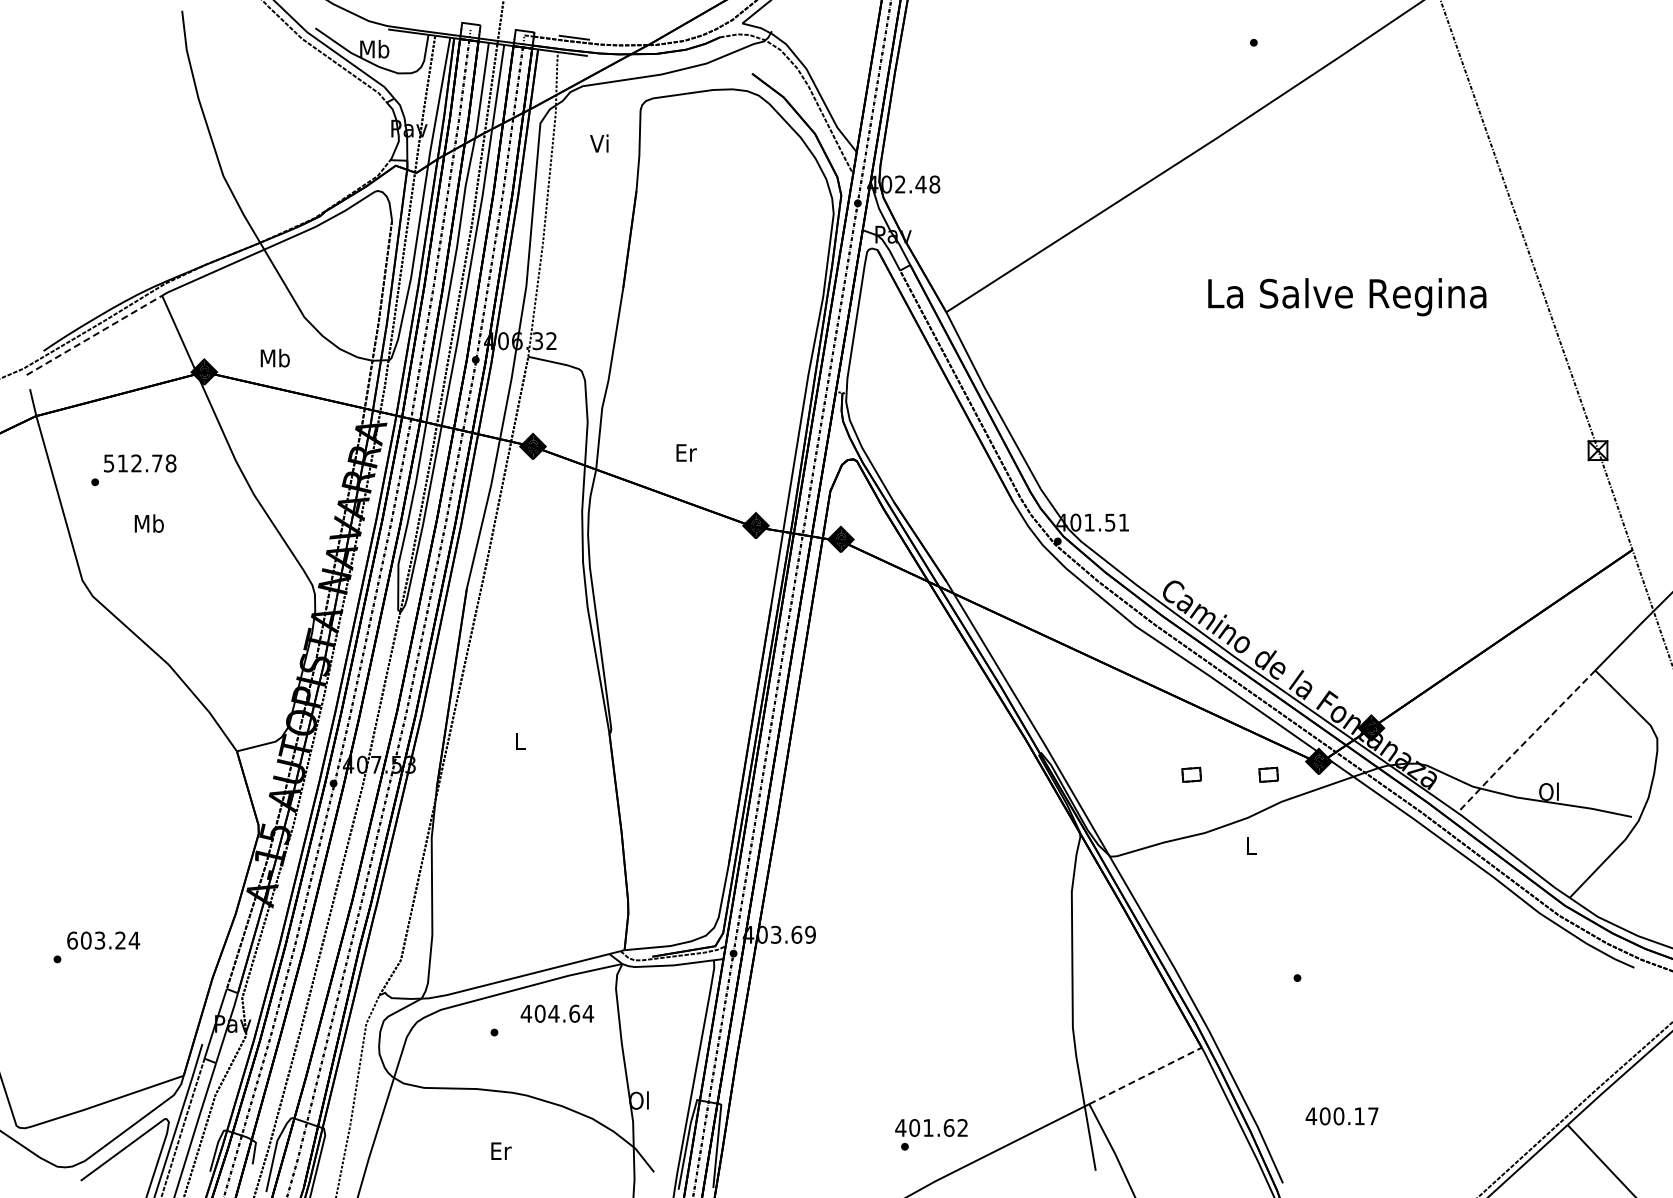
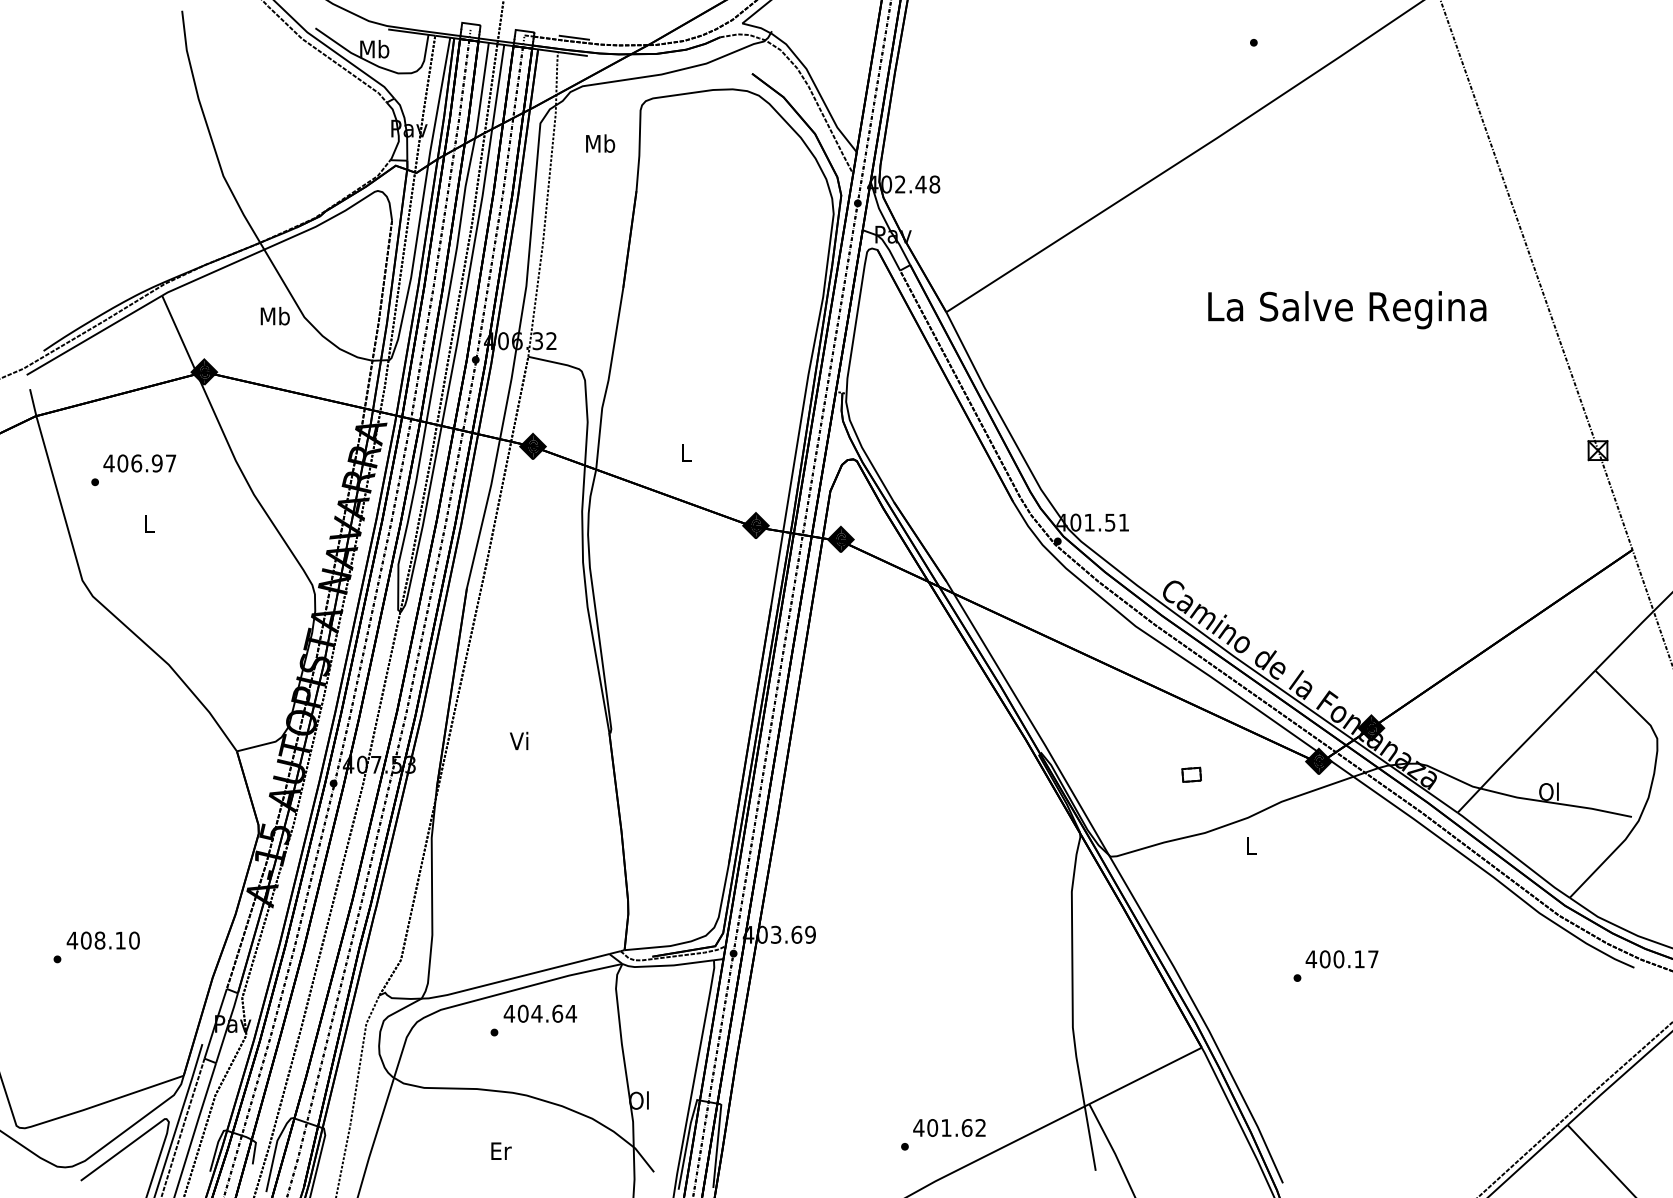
text: Vi -> Mb (600, 143)
text position: (1347, 297) -> (1347, 310) (1347, 310)
line: dashed -> solid (94, 335)
text position: (274, 358) -> (274, 316) (274, 316)
text: Er -> L (686, 452)
text: 512.78 -> 406.97 (139, 463)
text: Mb -> L (148, 523)
text: L -> Vi (518, 740)
line: dashed -> solid (1525, 741)
part: present -> none (1268, 774)
text: 603.24 -> 408.10 (103, 940)
text position: (557, 1013) -> (540, 1013) (540, 1013)
line: dashed -> solid (1145, 1075)
text position: (1341, 1116) -> (1341, 959) (1341, 959)
text position: (931, 1127) -> (949, 1127) (949, 1127)
